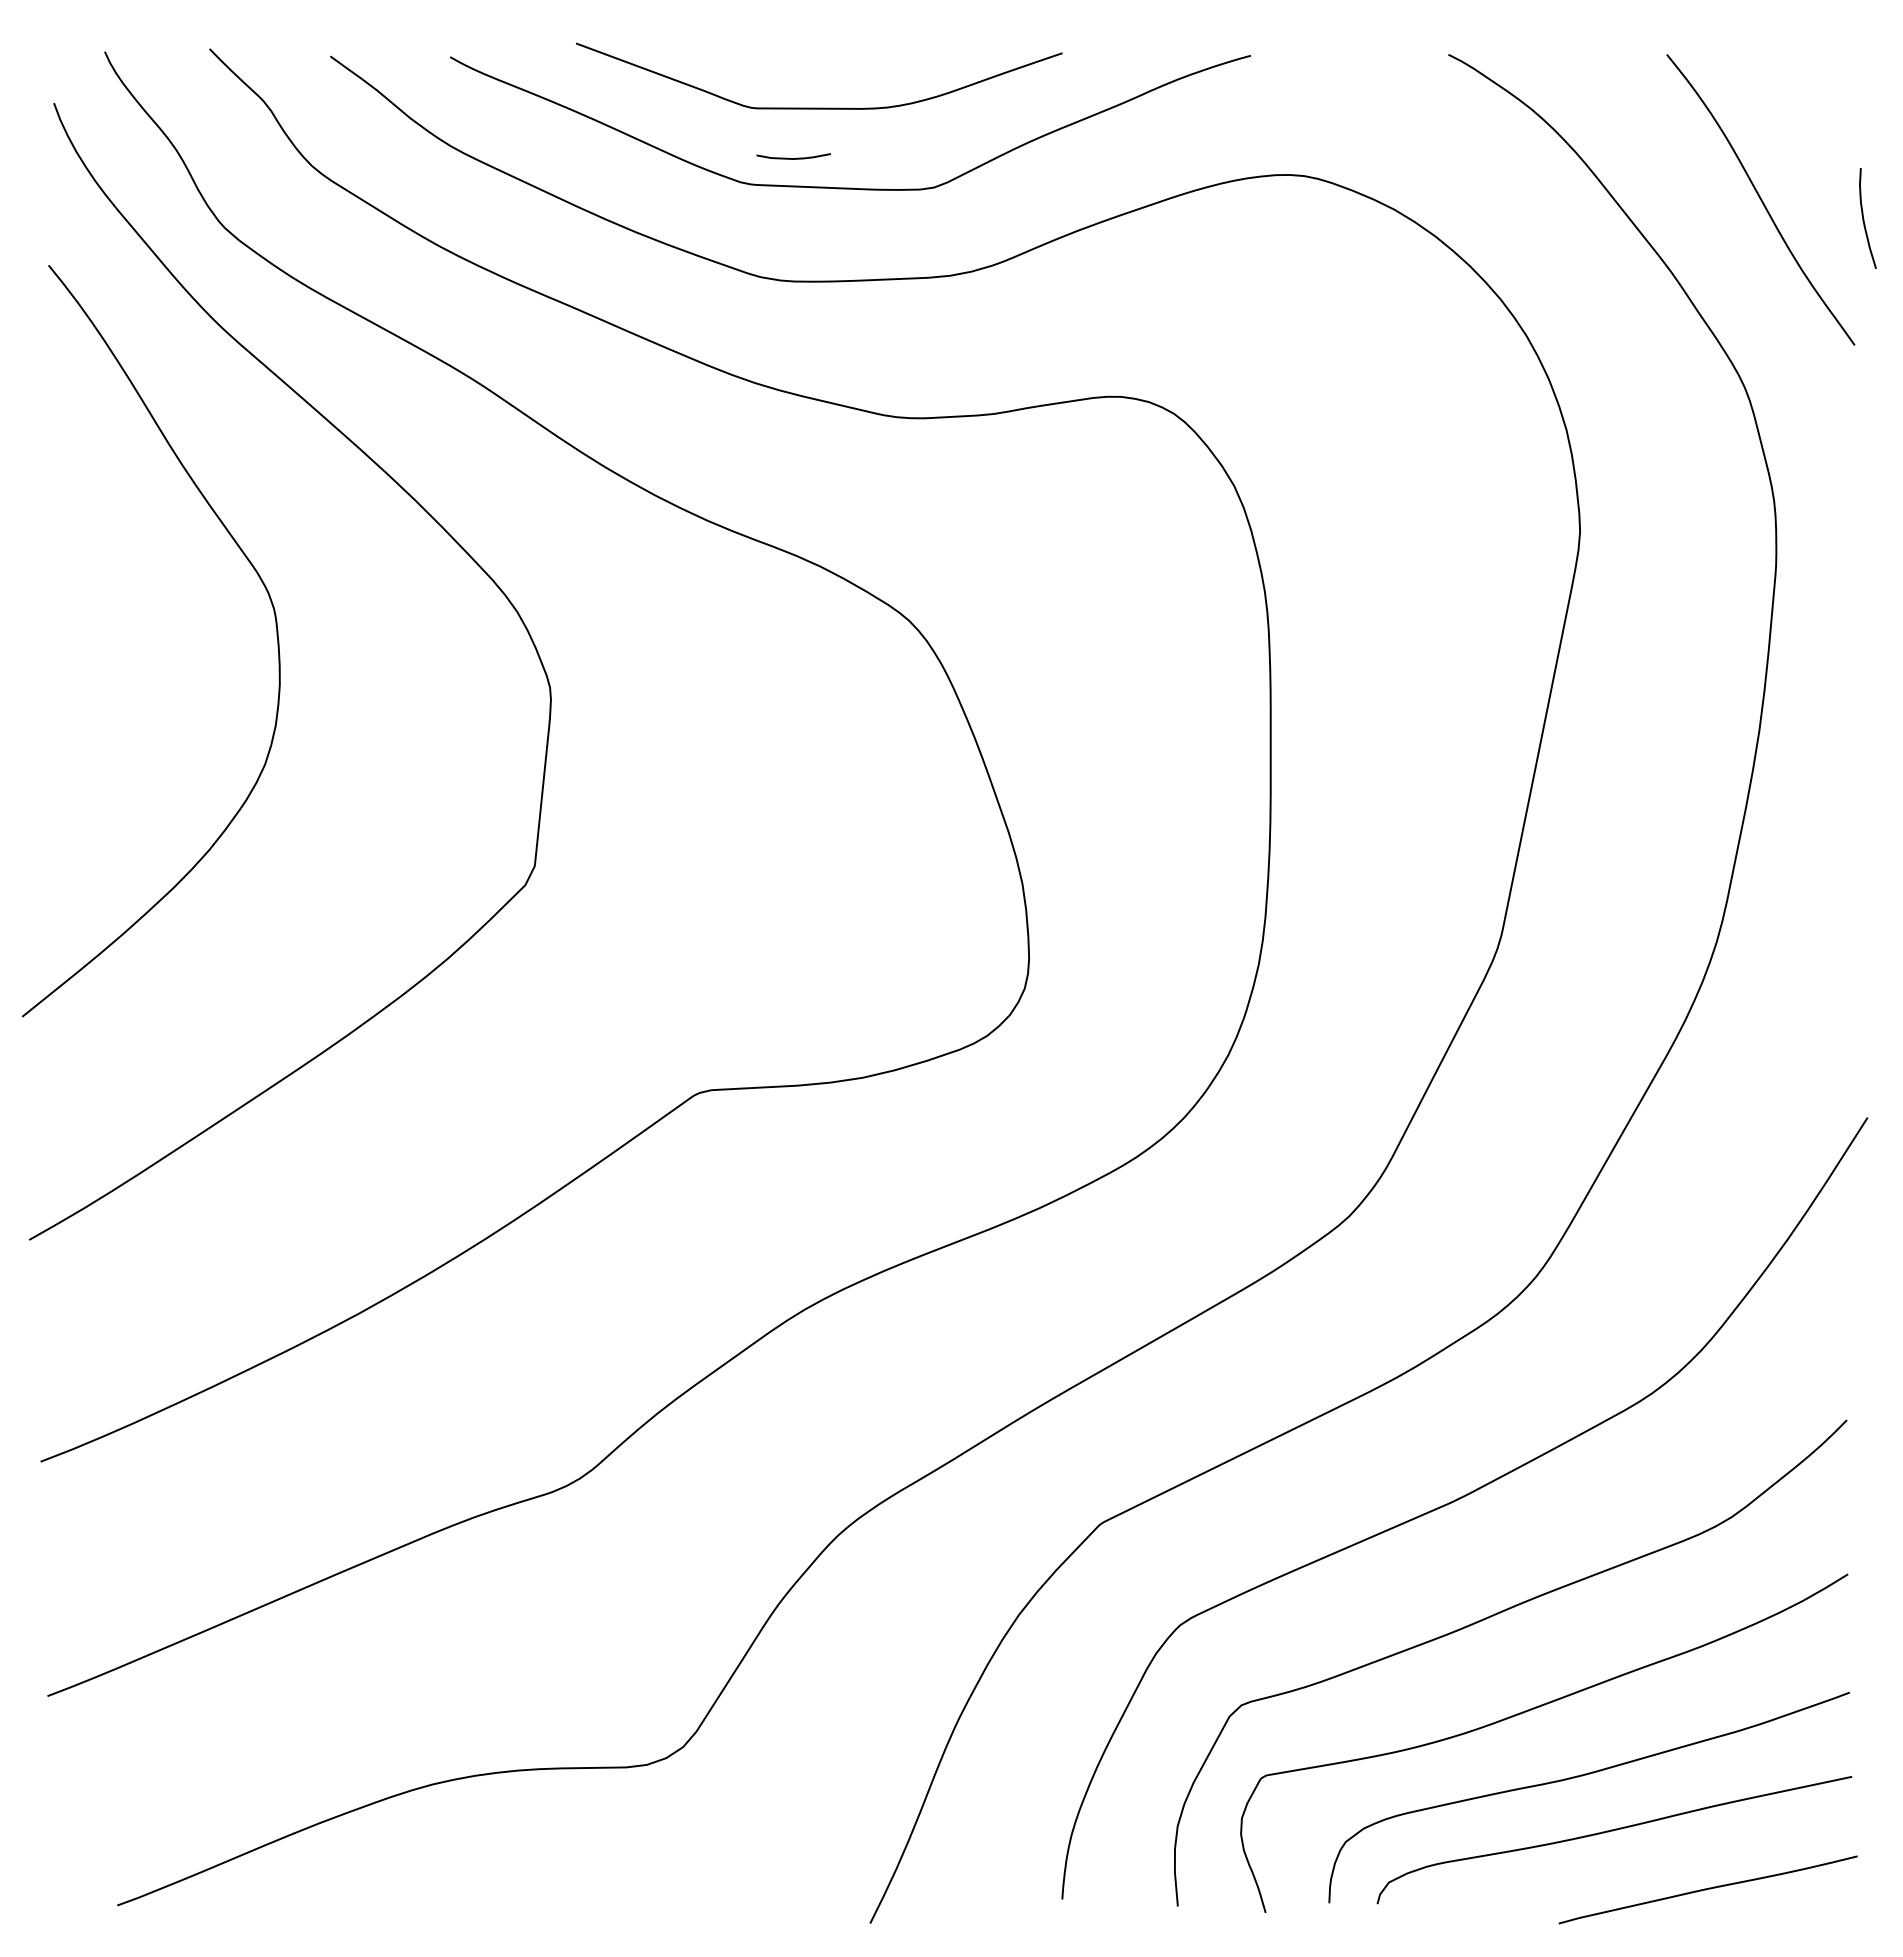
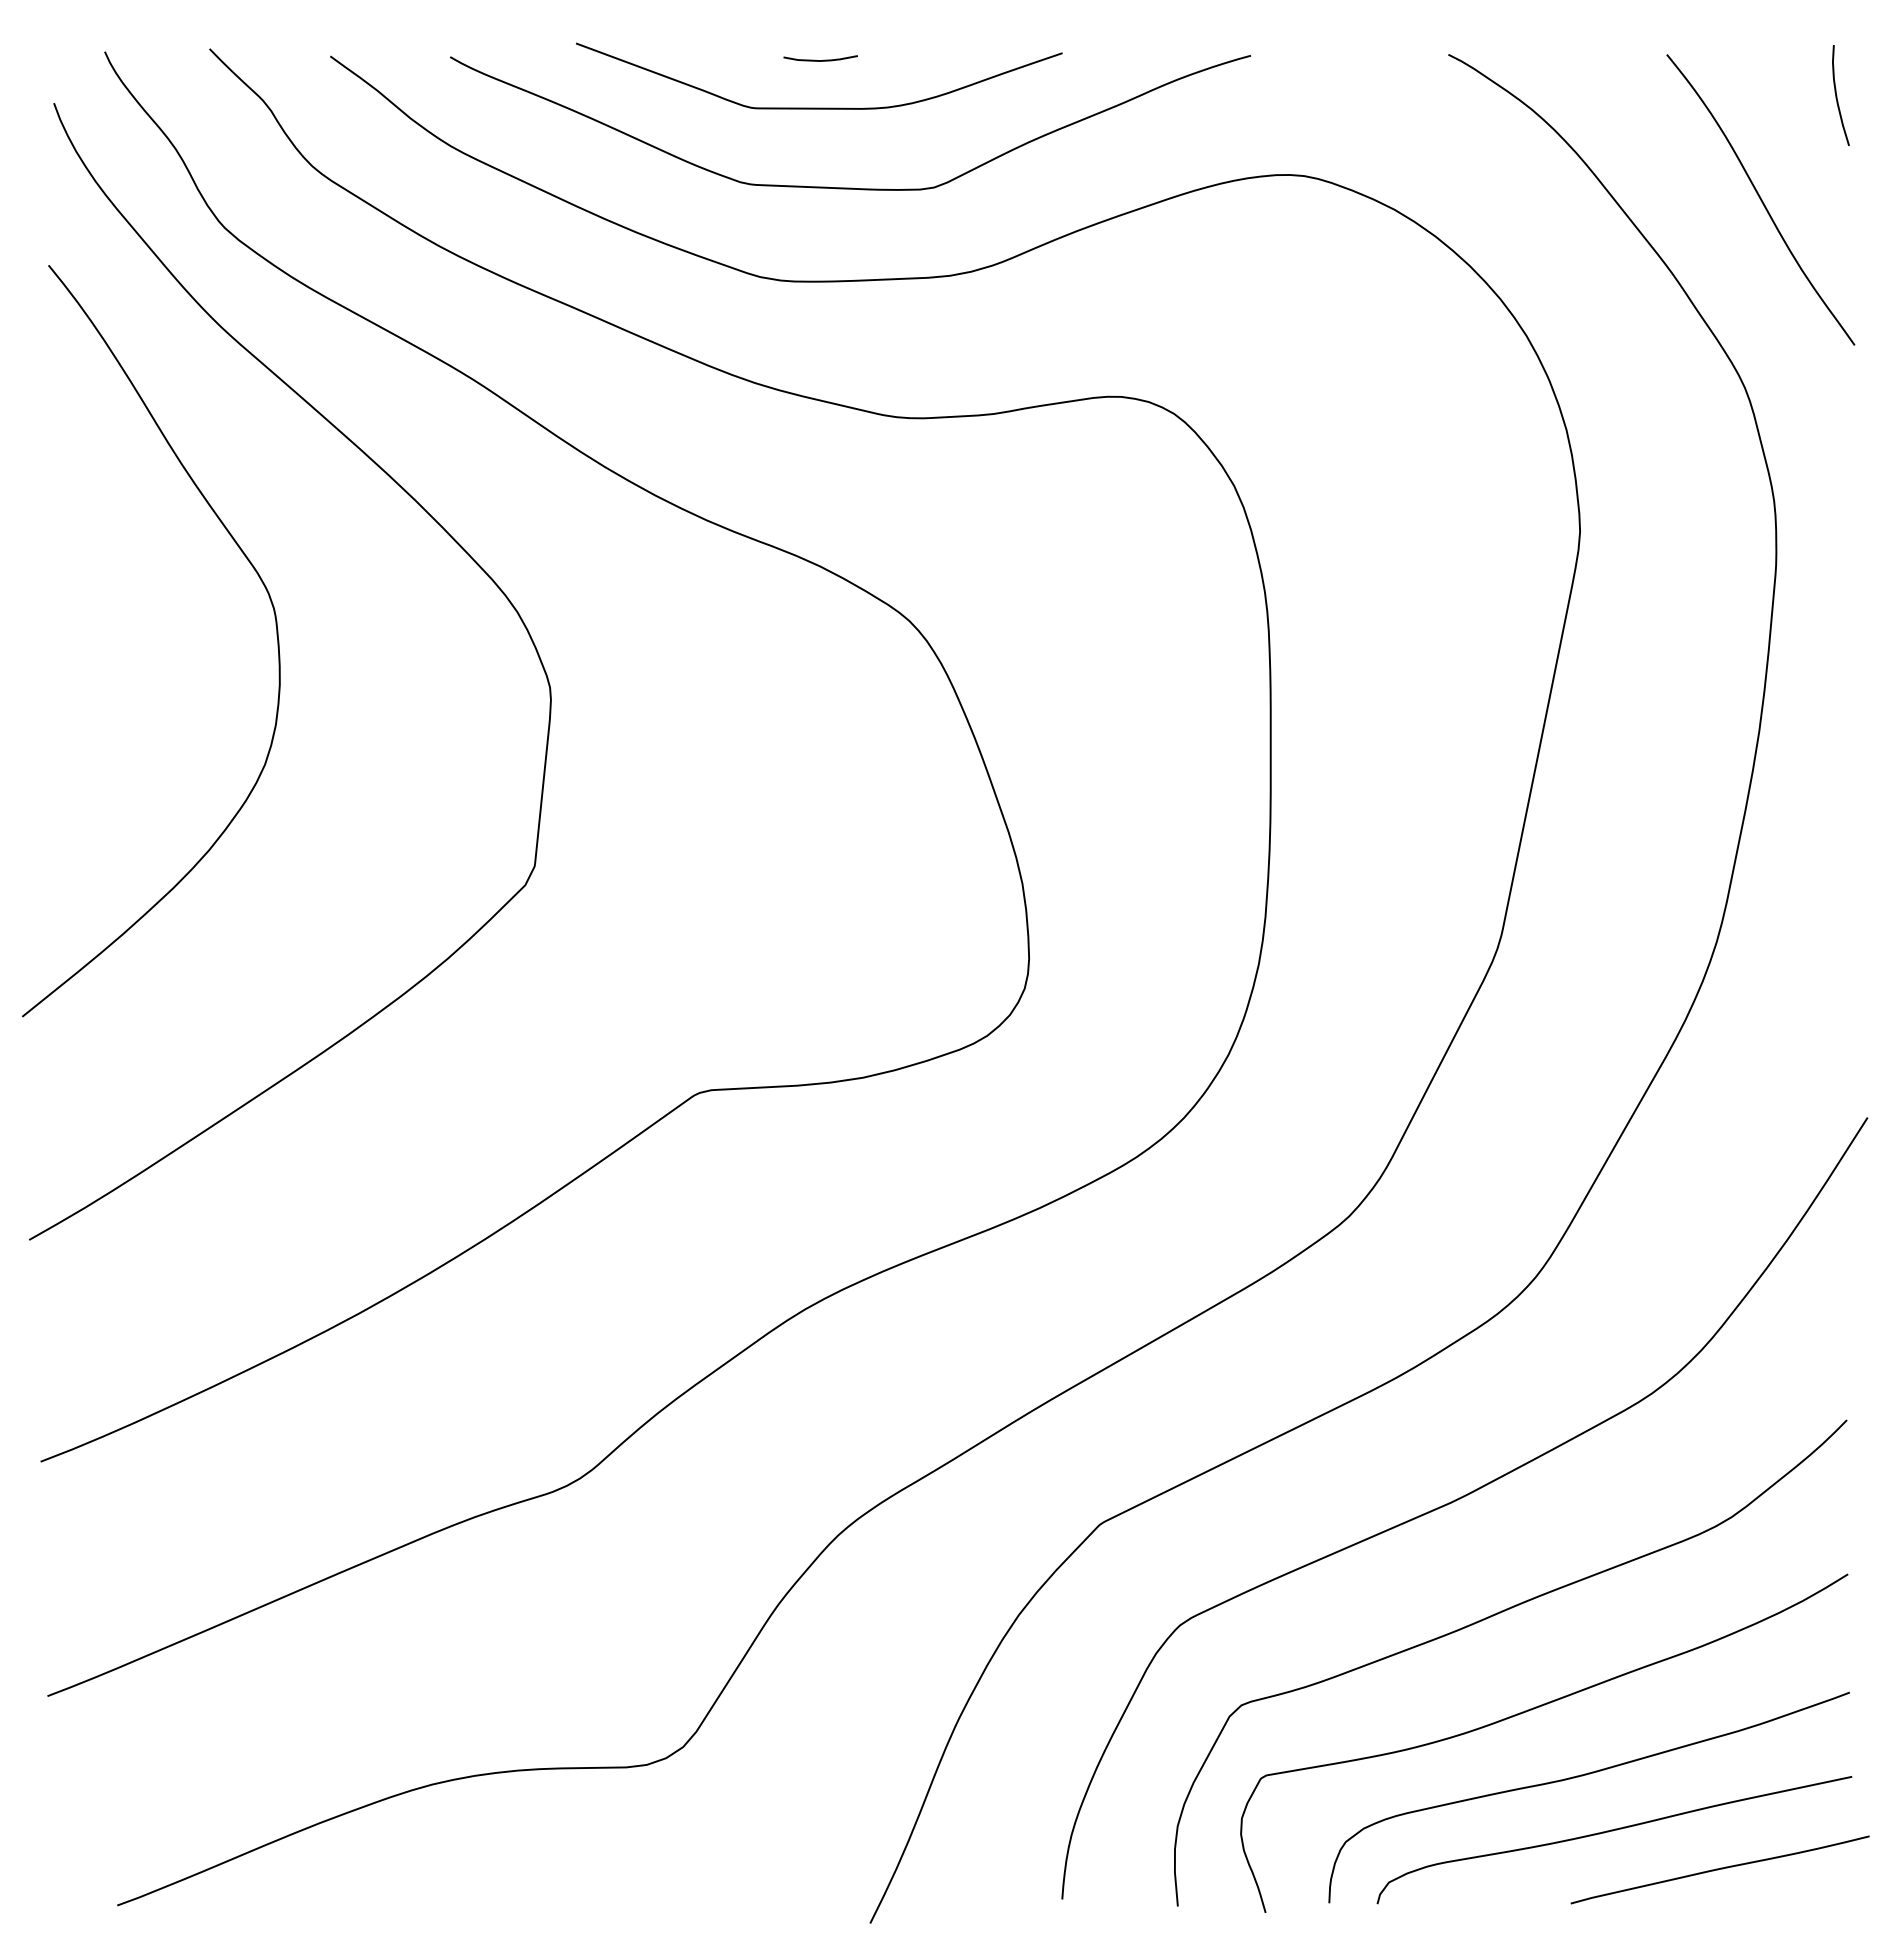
curve position: (793, 158) -> (820, 60) (820, 60)
curve position: (1864, 218) -> (1837, 95) (1837, 95)
curve position: (1707, 1889) -> (1719, 1869) (1719, 1869)
